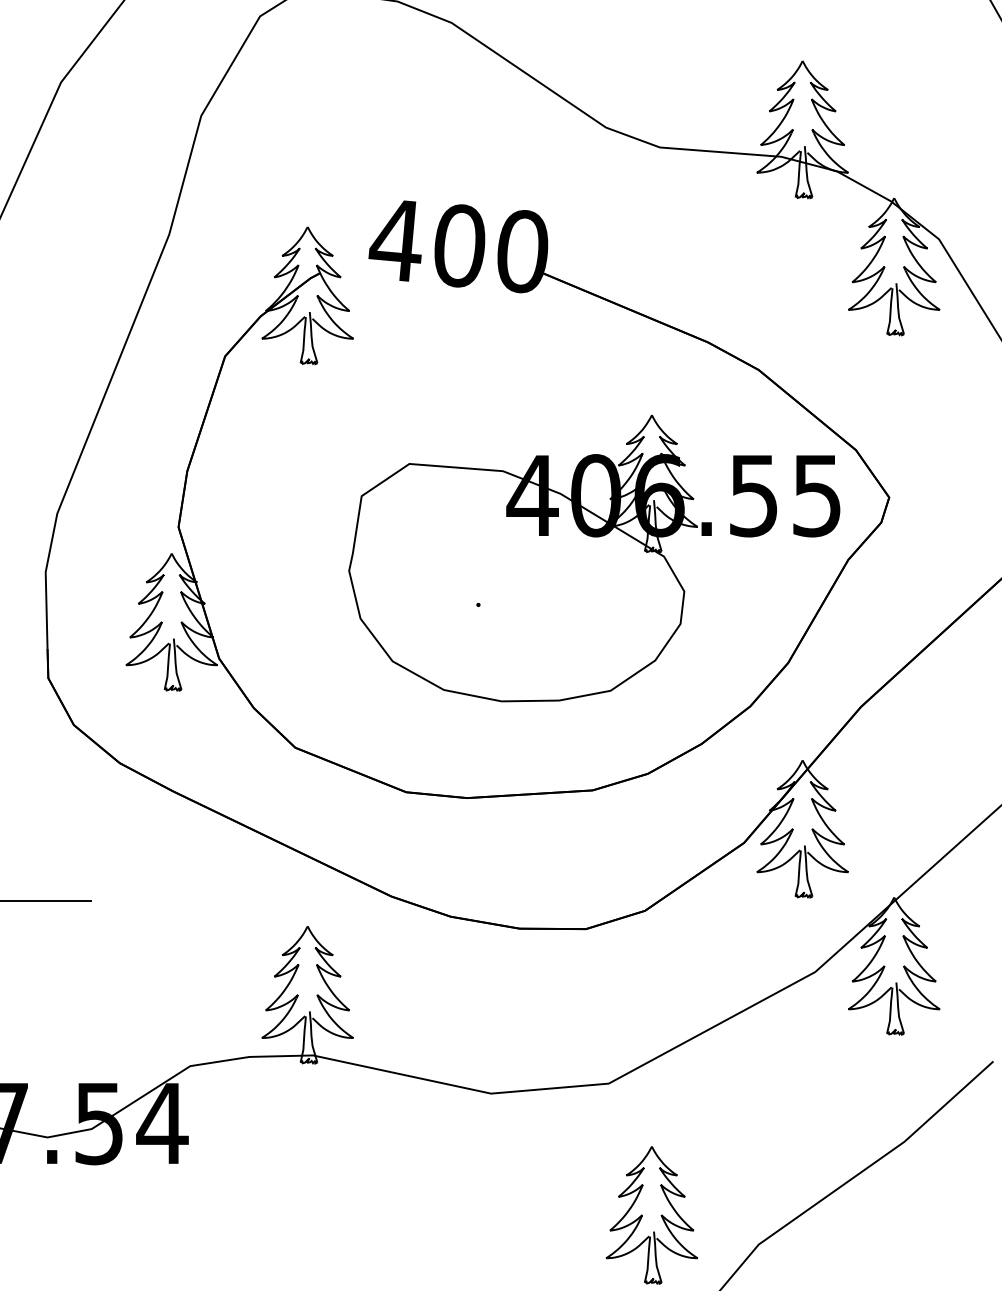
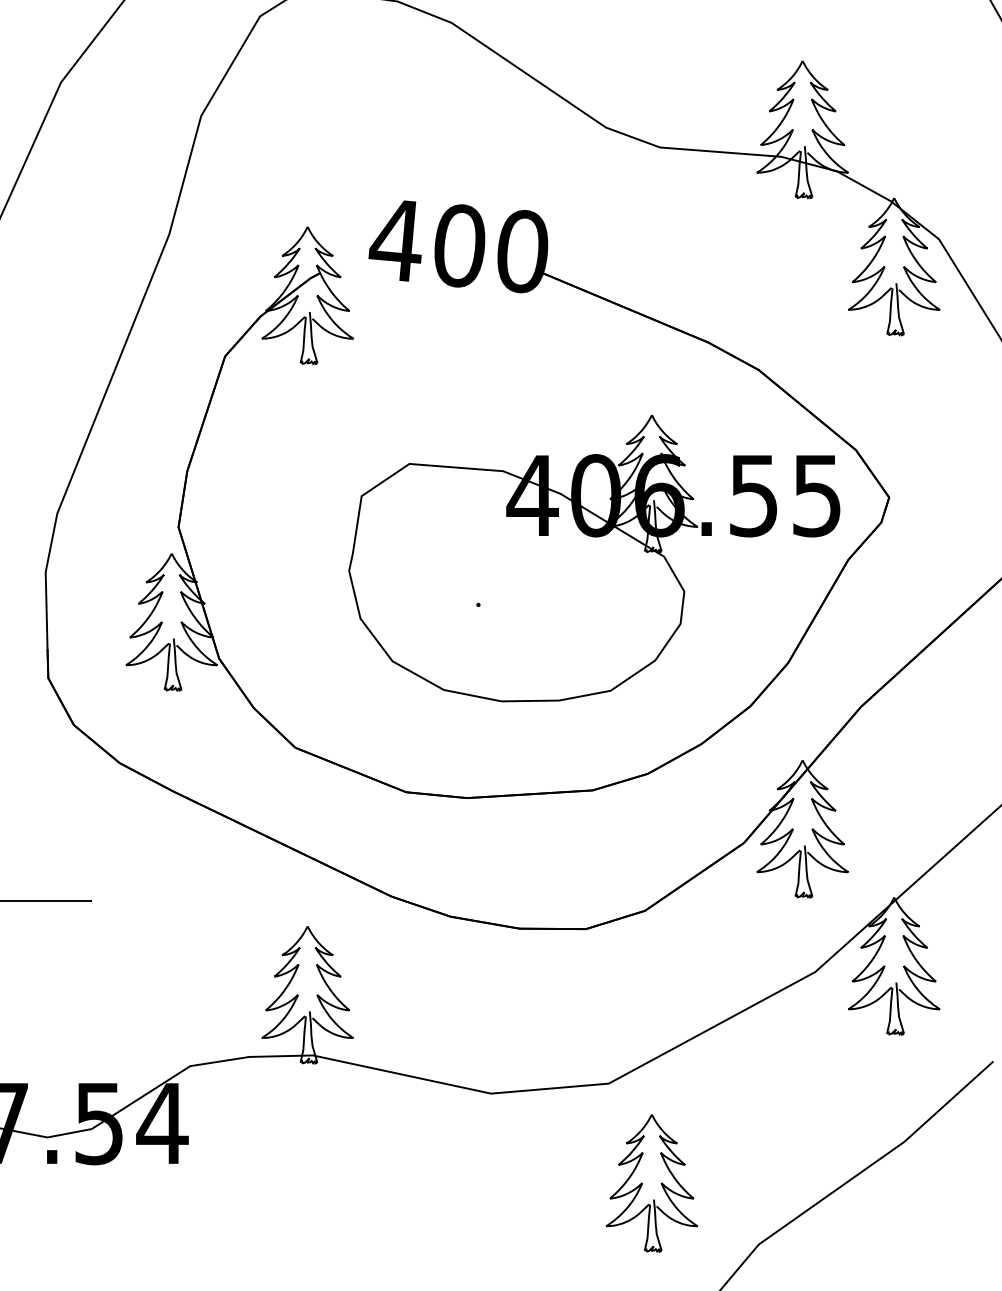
part position: (651, 1215) -> (651, 1183) (651, 1183)
